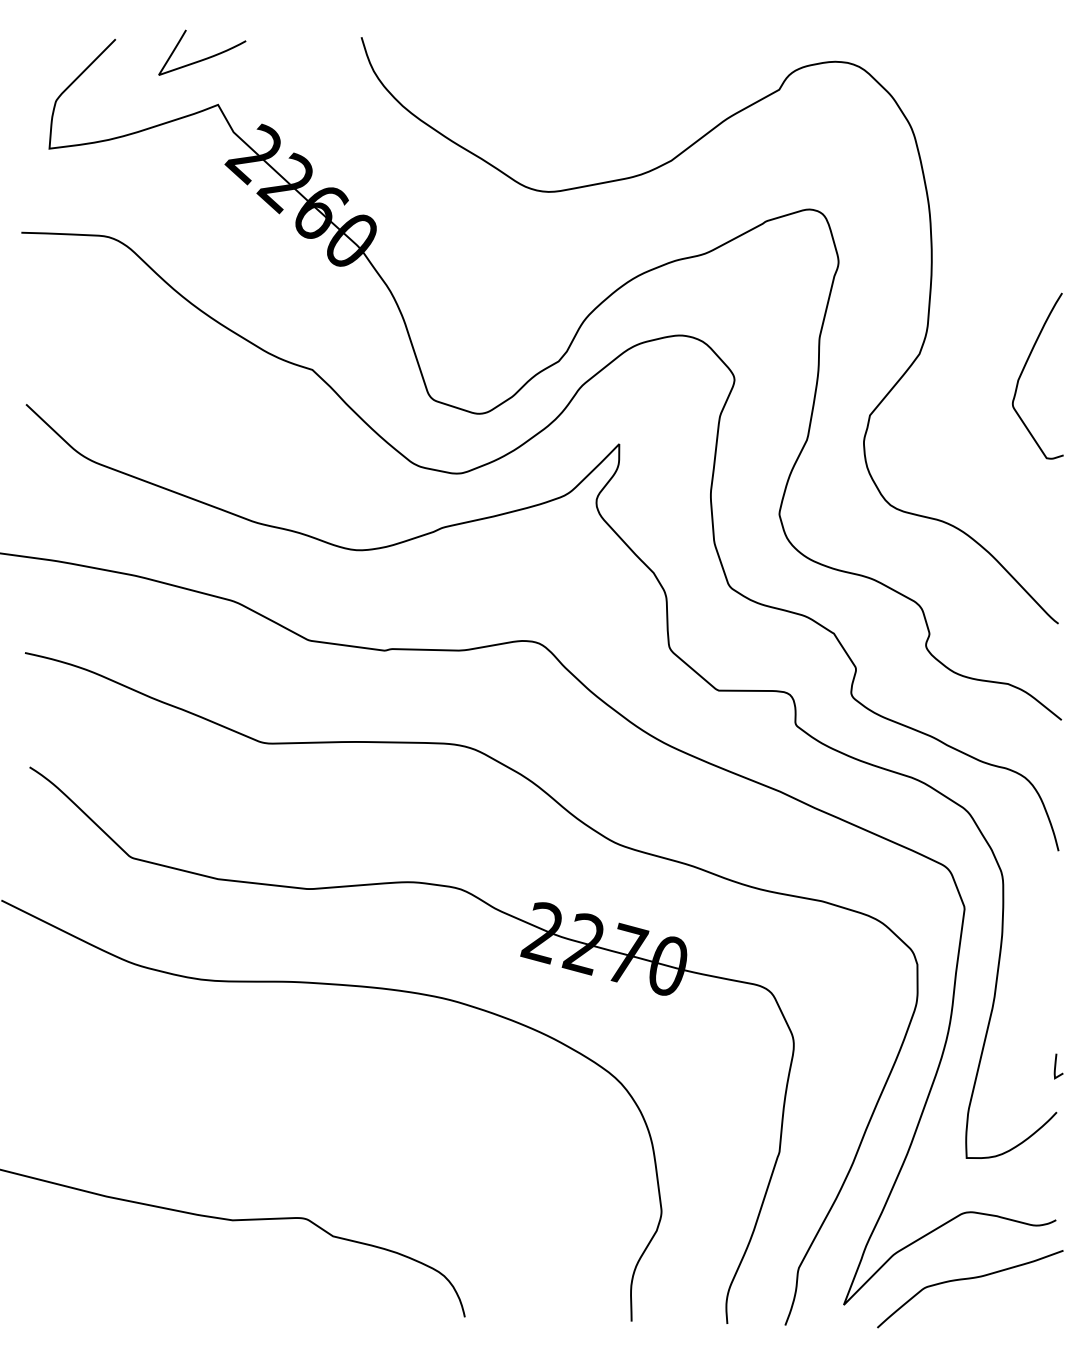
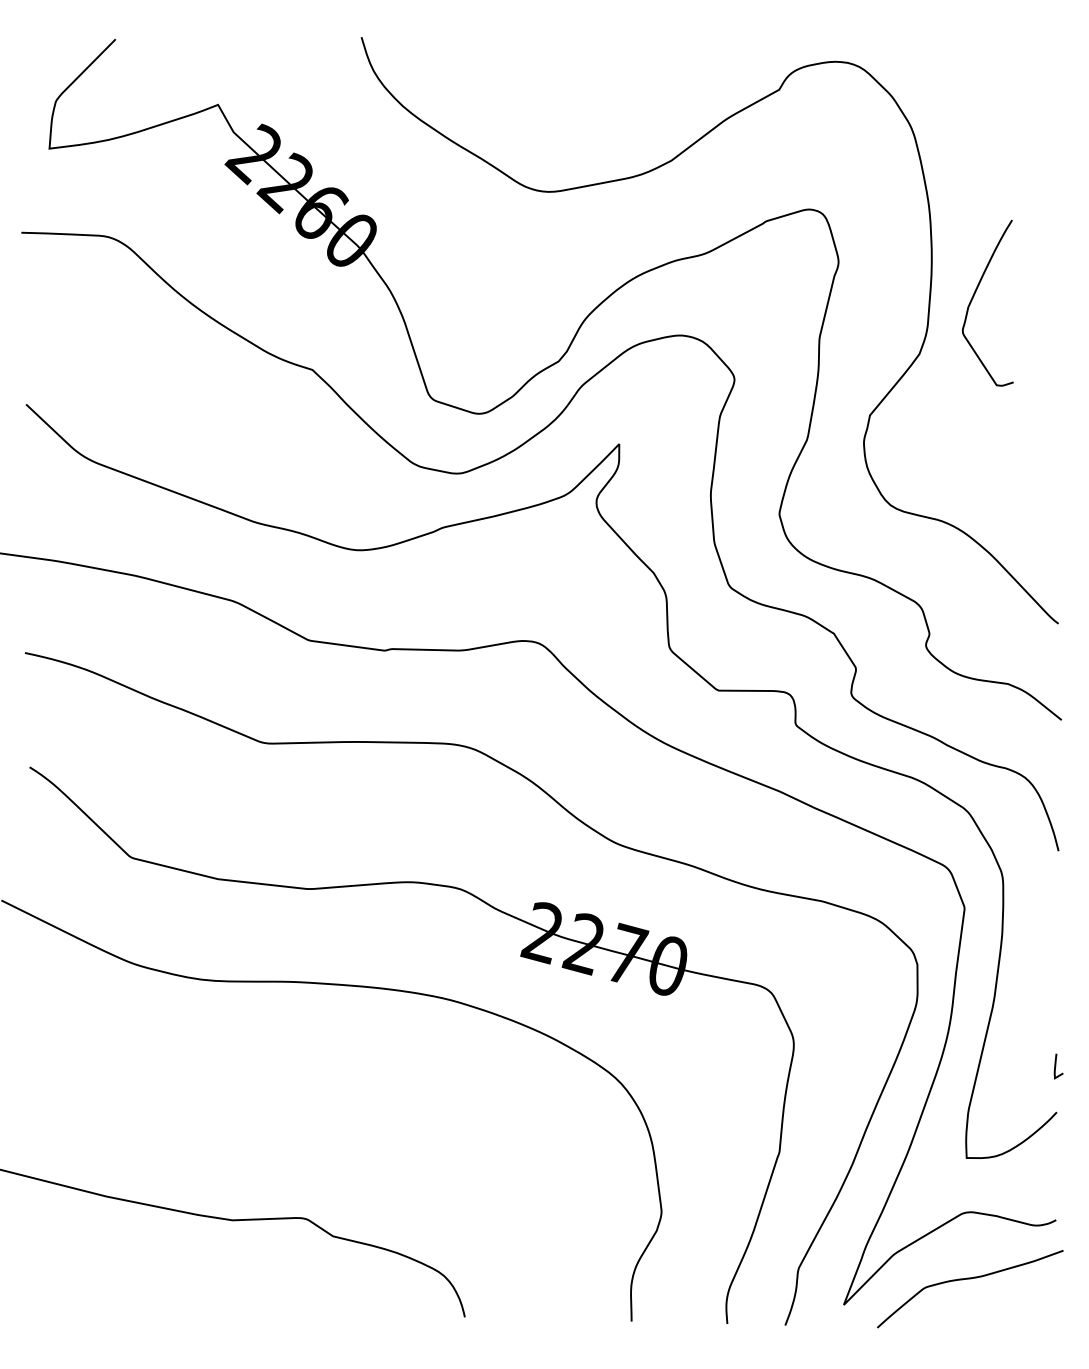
curve: present -> none (203, 58)
curve position: (1024, 369) -> (974, 296) (974, 296)
